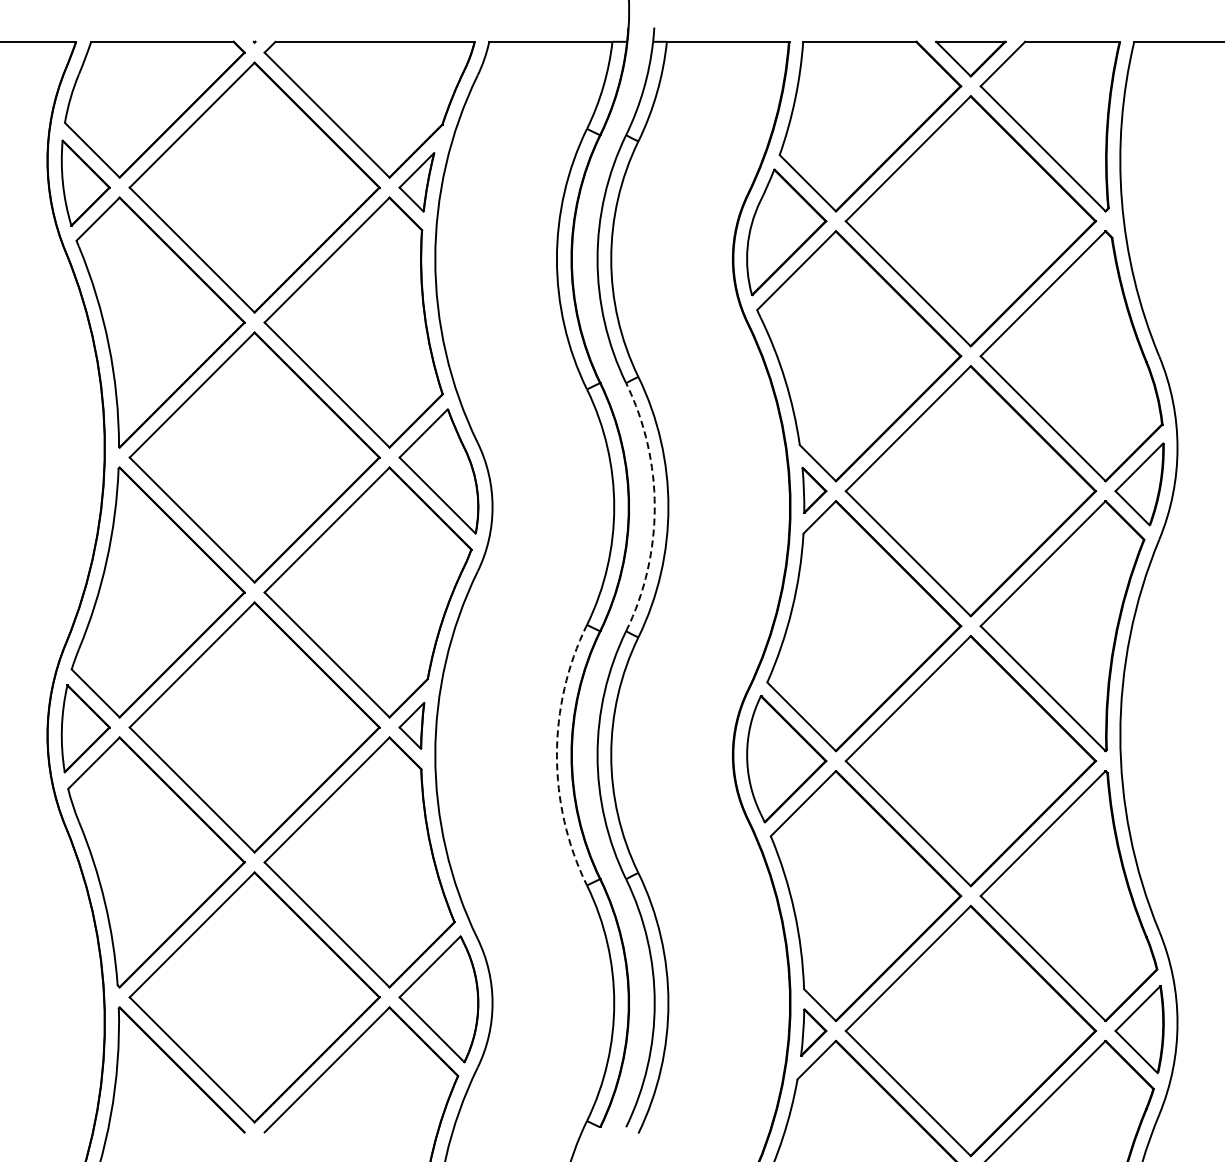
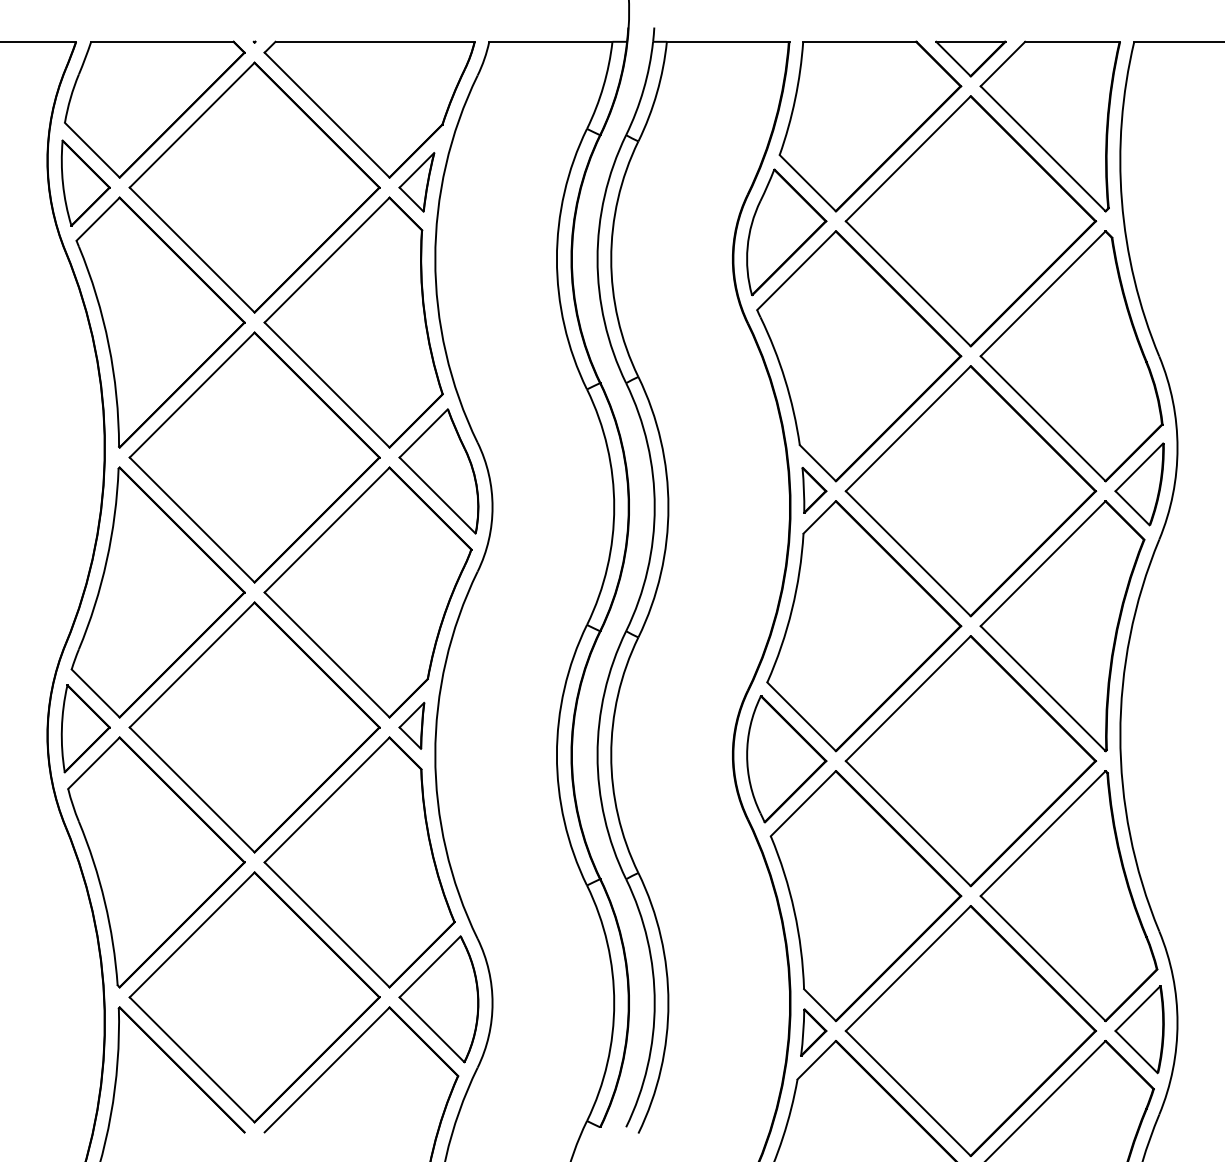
arc: dashed -> solid (654, 507)
arc: dashed -> solid (556, 755)
